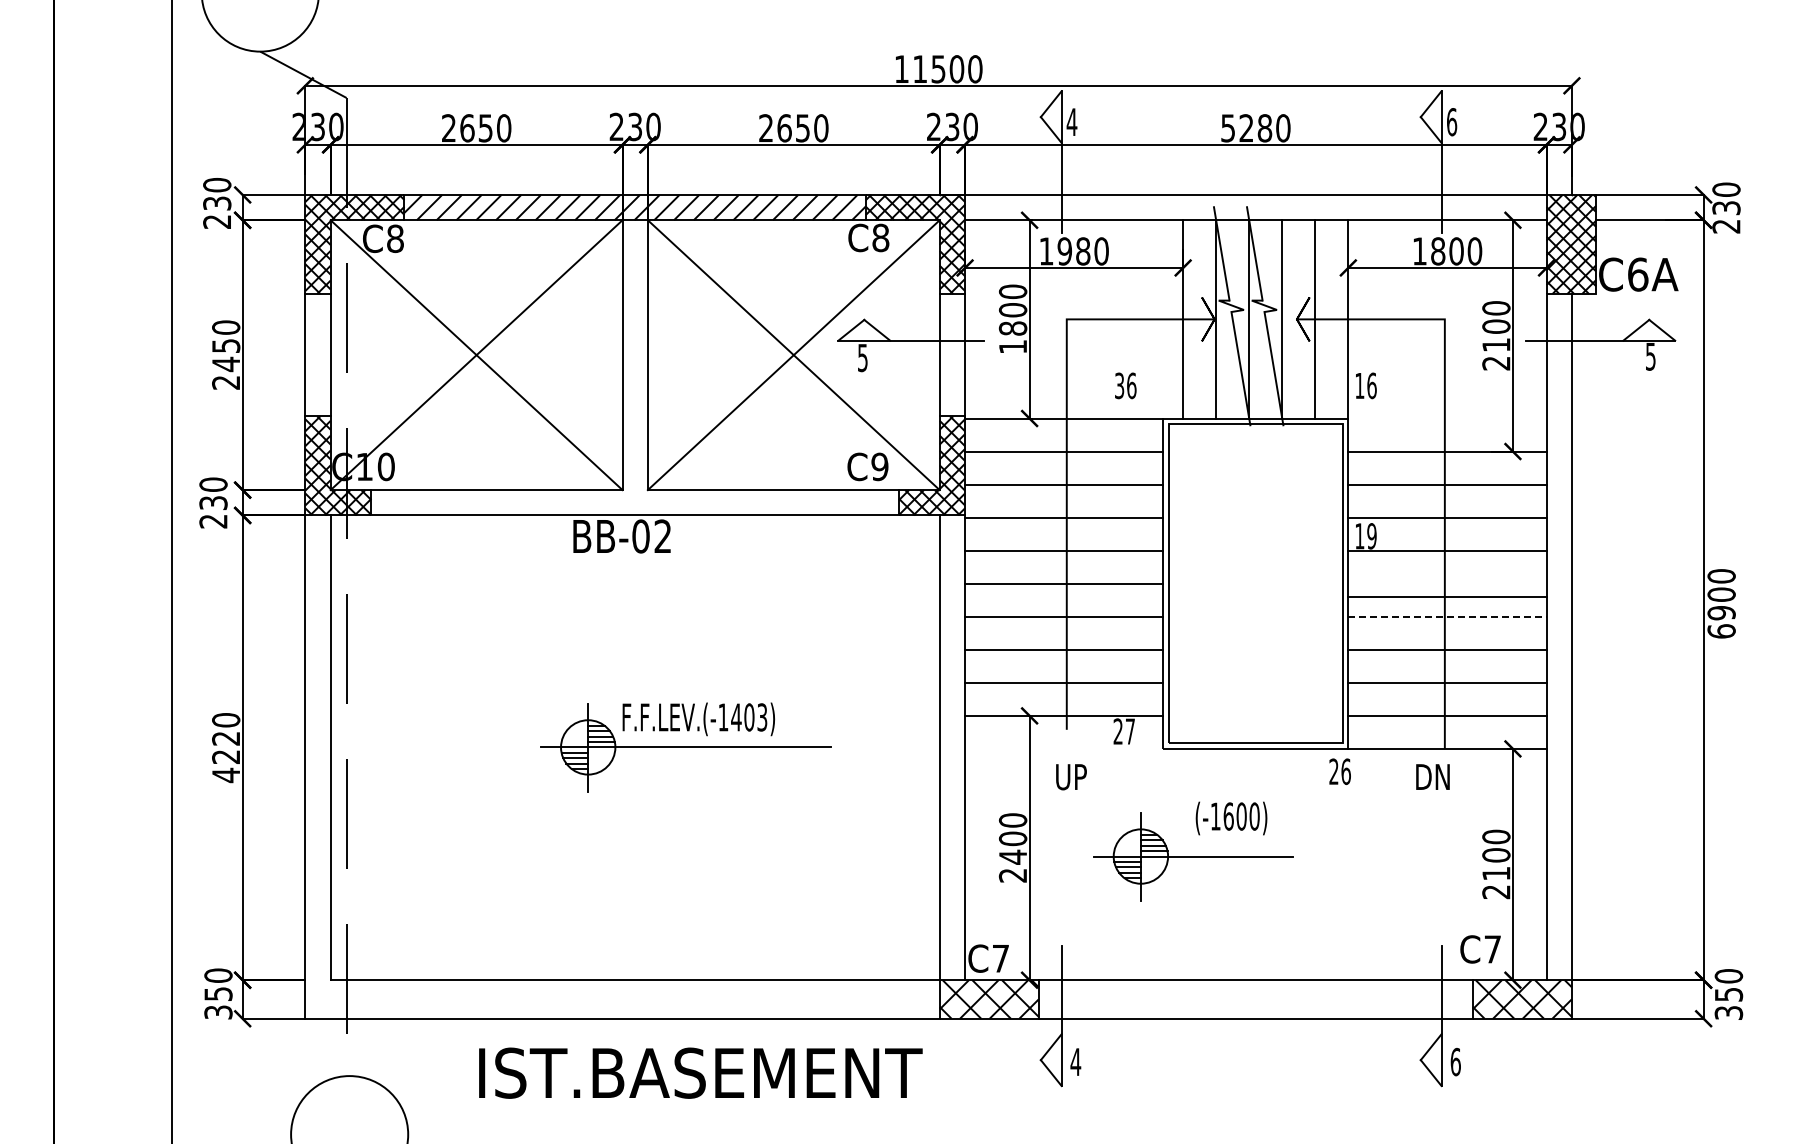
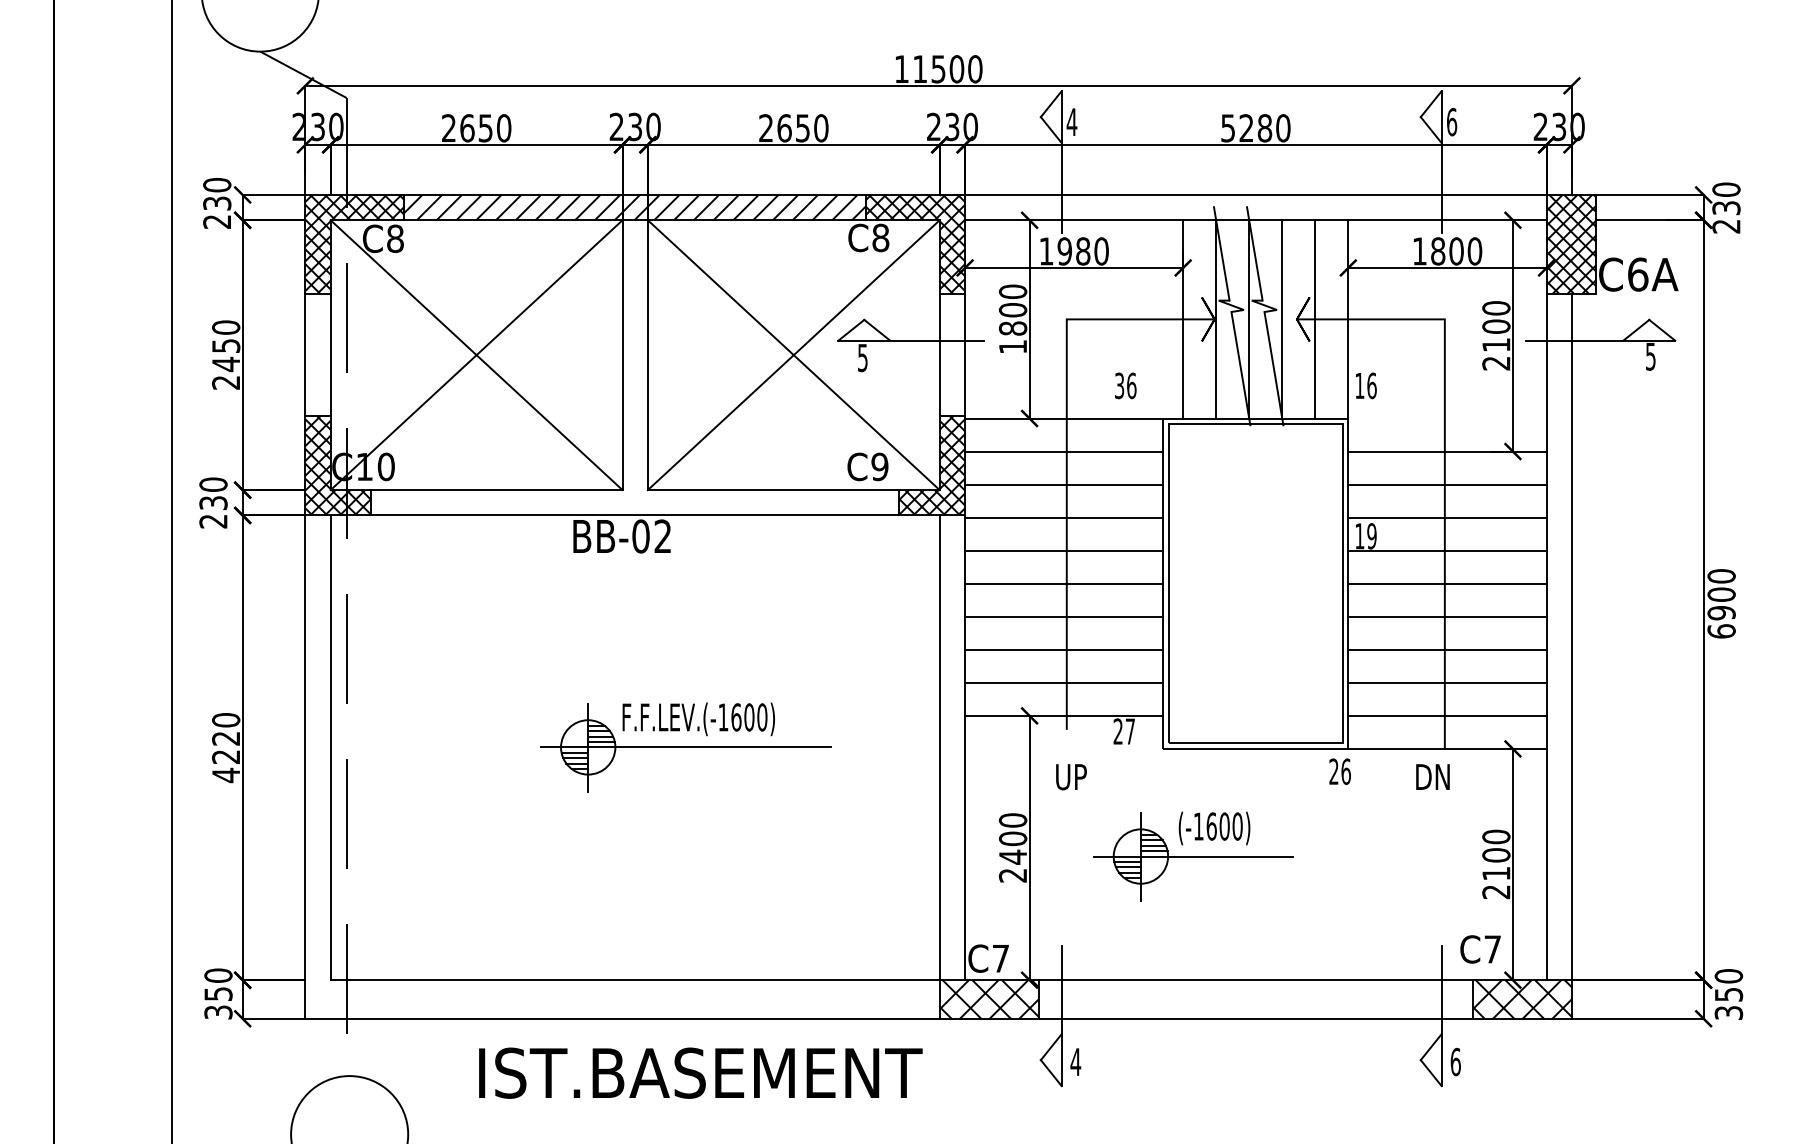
line position: (1447, 596) -> (1447, 583) (1447, 583)
line: dashed -> solid (1447, 616)
text: F.F.LEV.(-1403) -> F.F.LEV.(-1600) (749, 717)
text position: (1231, 818) -> (1214, 828) (1214, 828)
